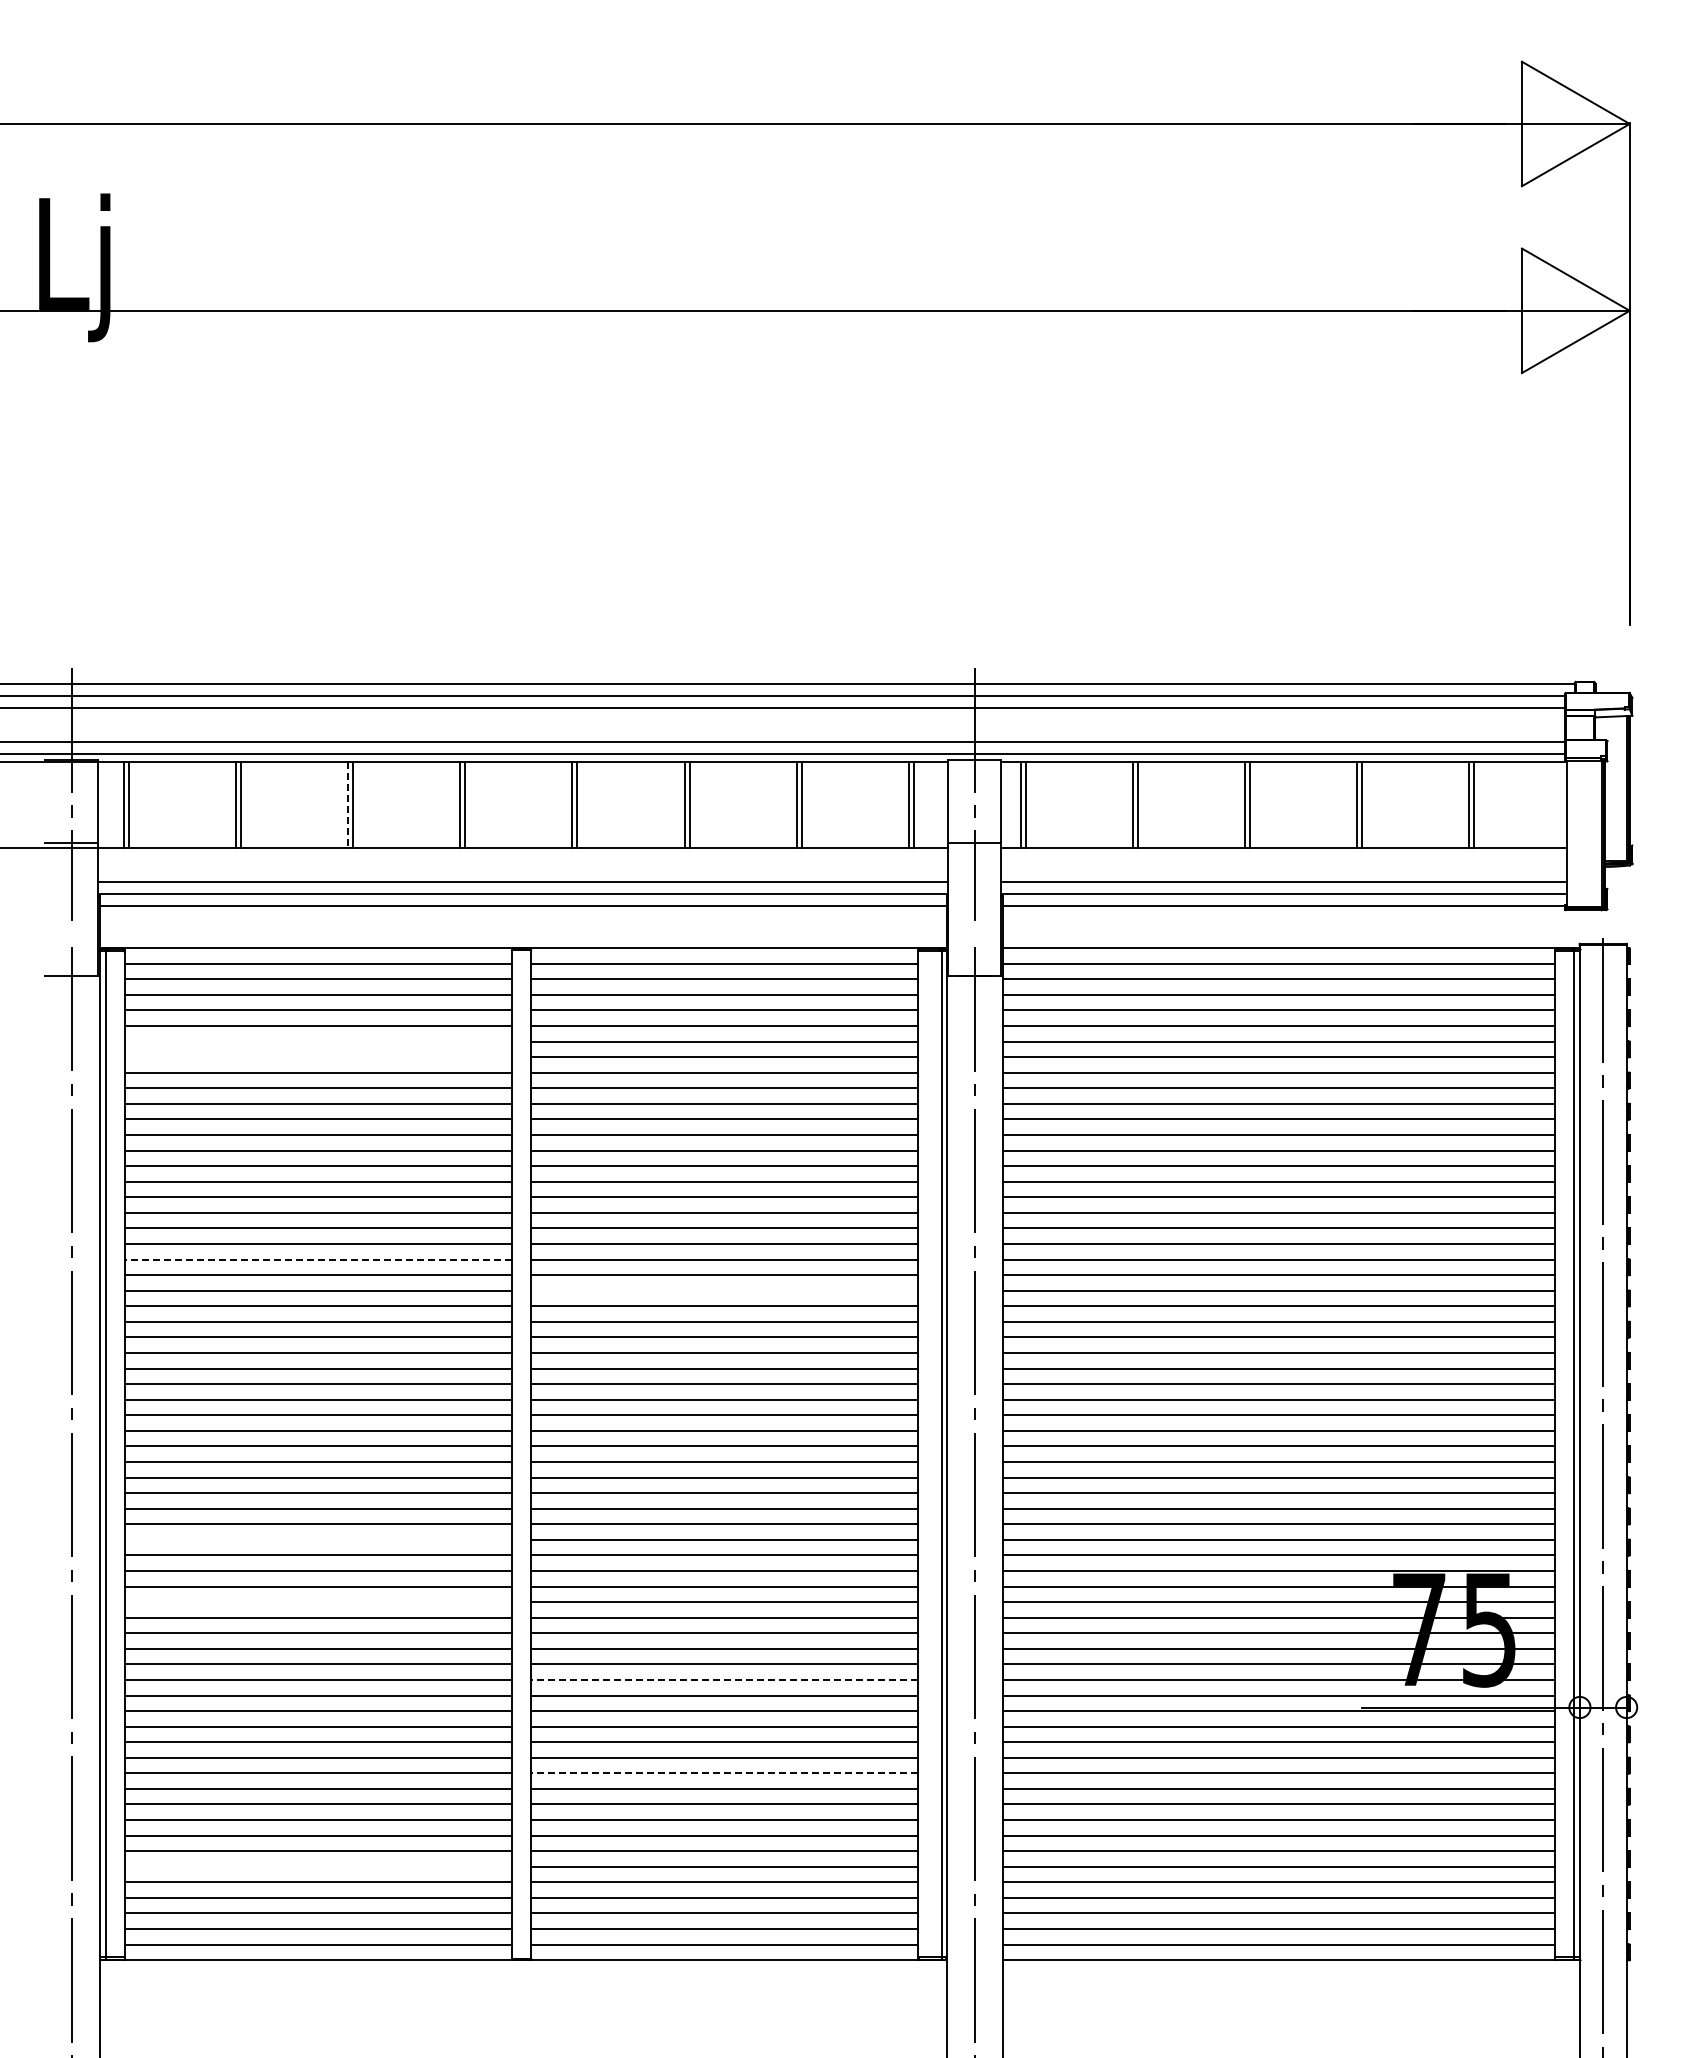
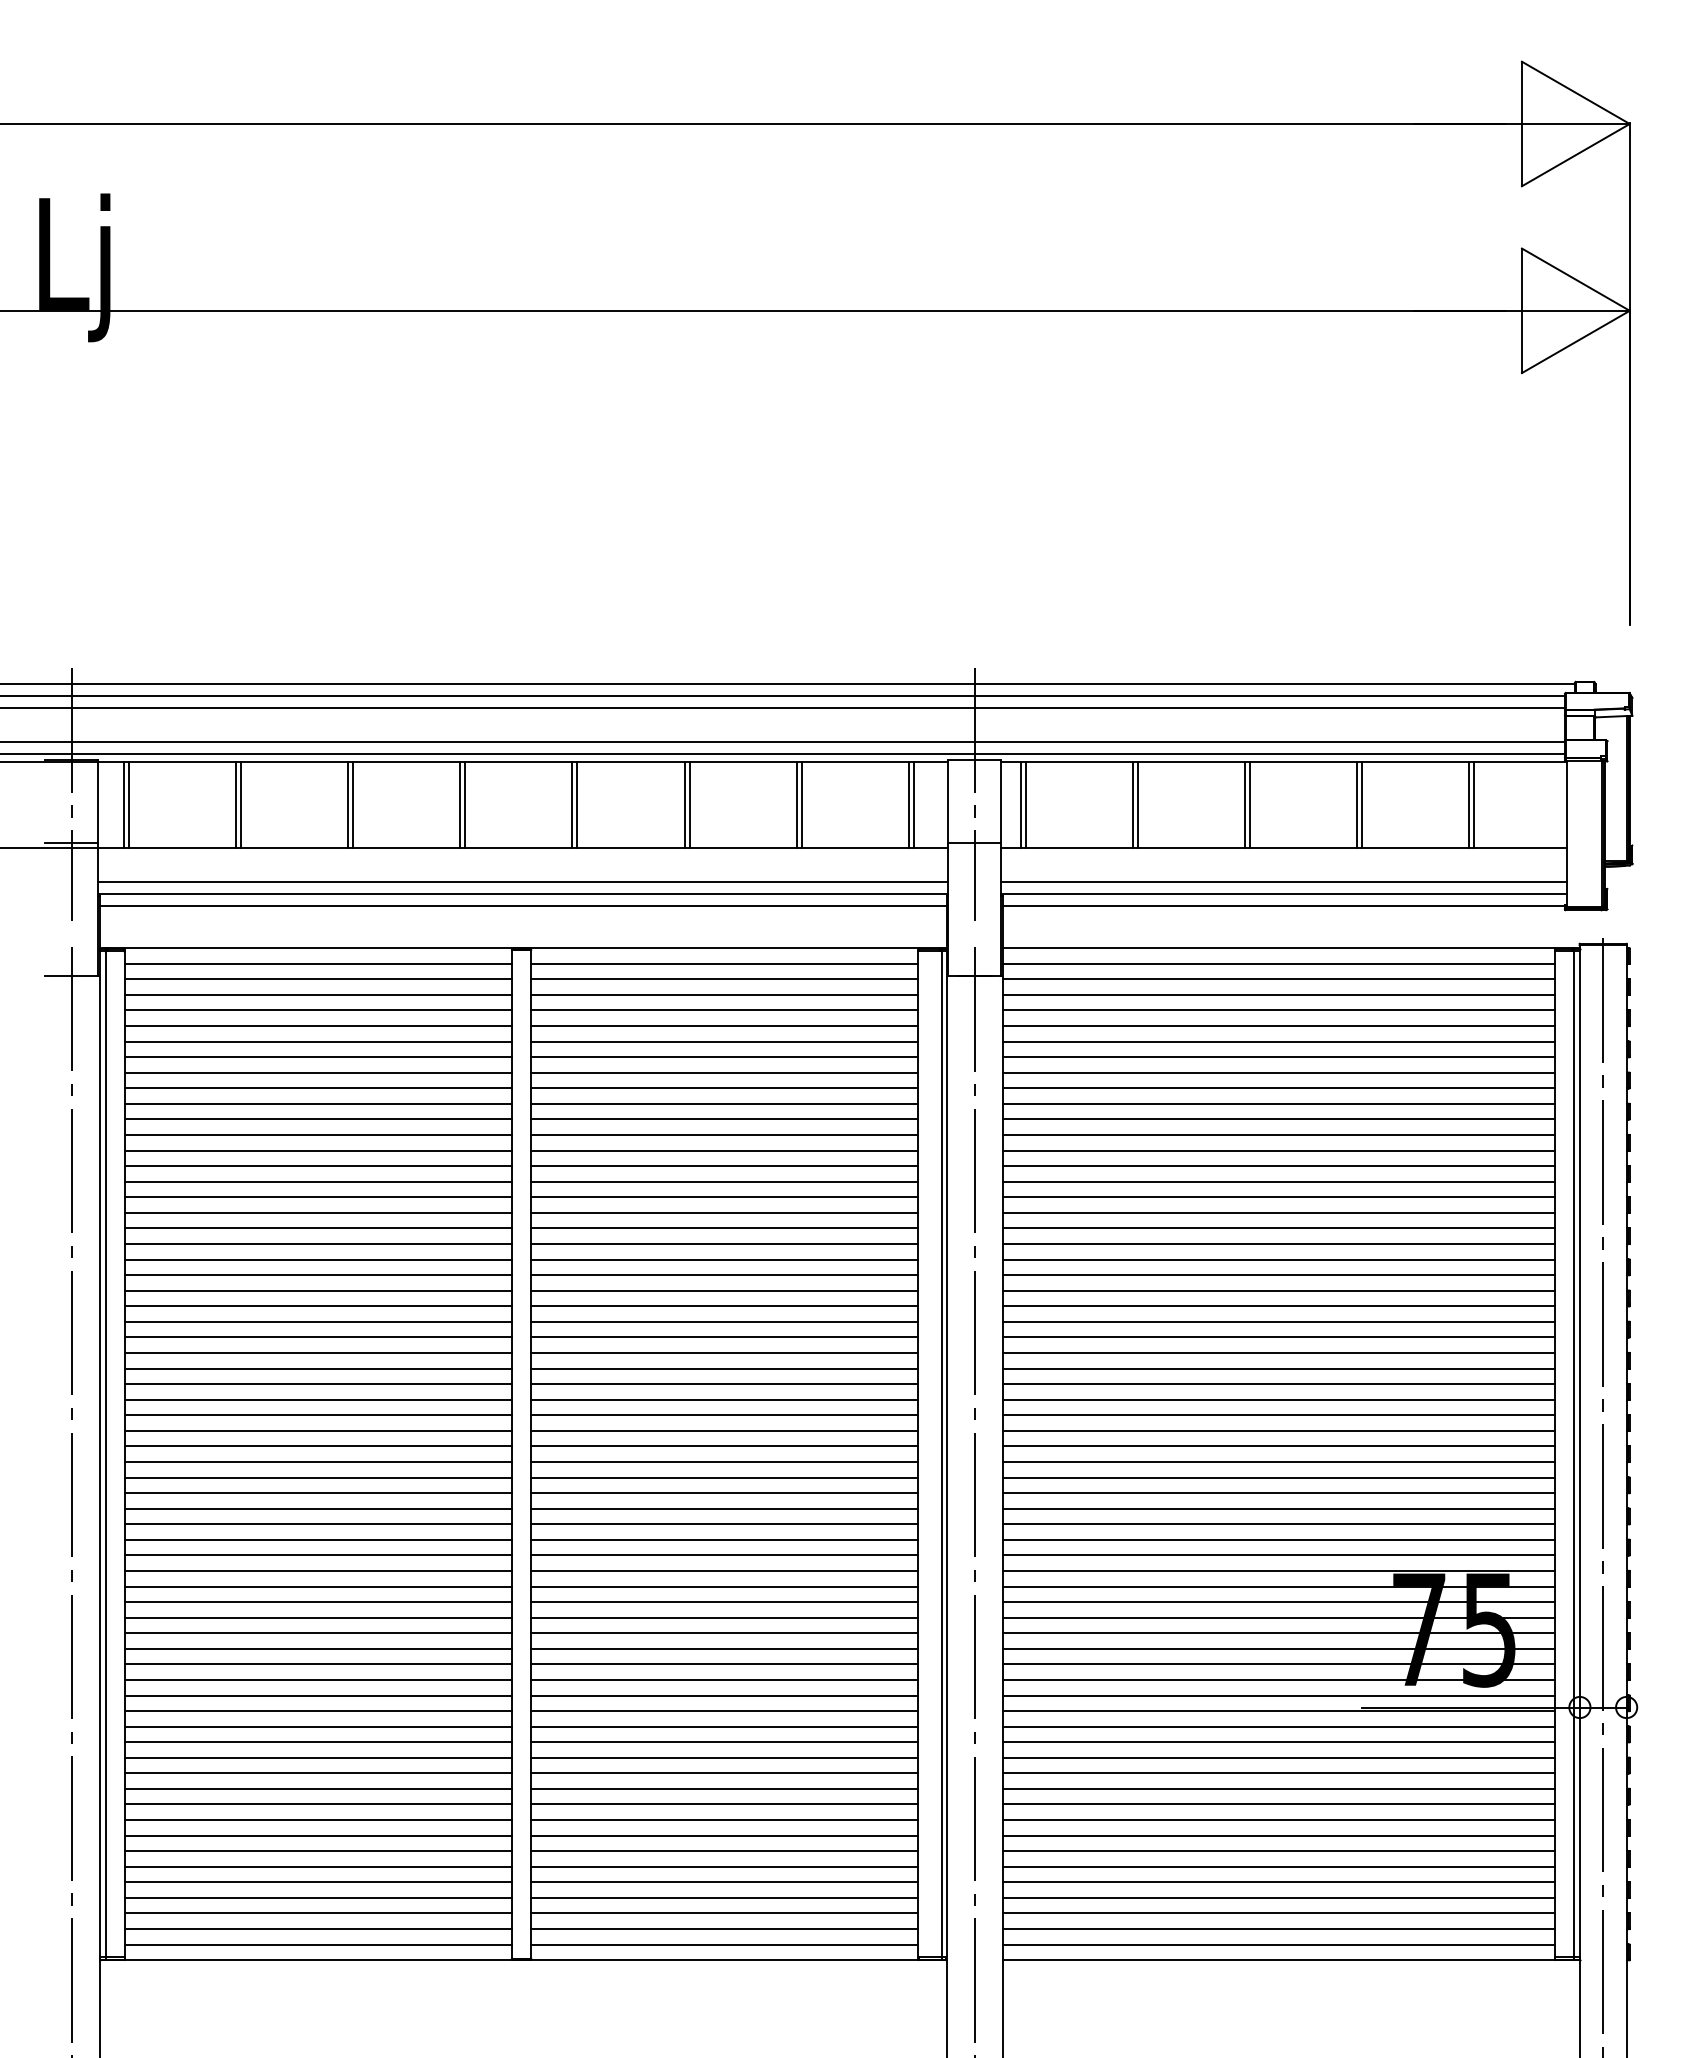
line: dashed -> solid (348, 805)
line: none -> present (318, 1041)
line: none -> present (318, 1057)
line: dashed -> solid (318, 1259)
line: none -> present (724, 1290)
line: none -> present (318, 1539)
line: none -> present (318, 1602)
line: dashed -> solid (724, 1679)
line: dashed -> solid (724, 1773)
line: none -> present (318, 1866)
